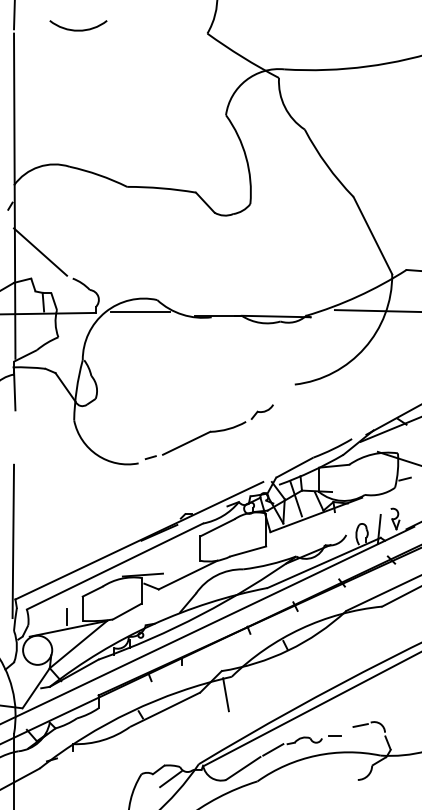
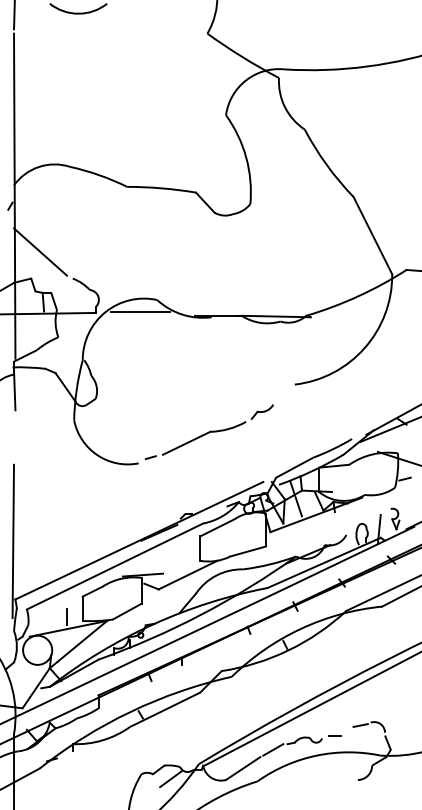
arc position: (78, 29) -> (78, 12) (78, 12)
line: present -> none (376, 310)
line: present -> none (225, 694)
